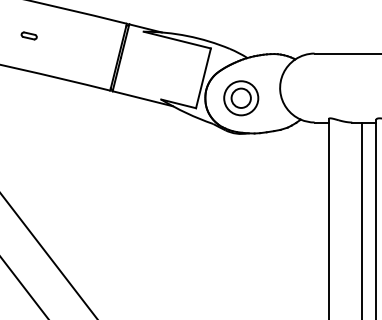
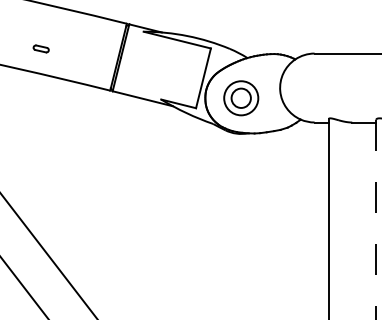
part position: (28, 35) -> (40, 48) (40, 48)
line: present -> none (361, 219)
line: solid -> dashed (376, 219)
